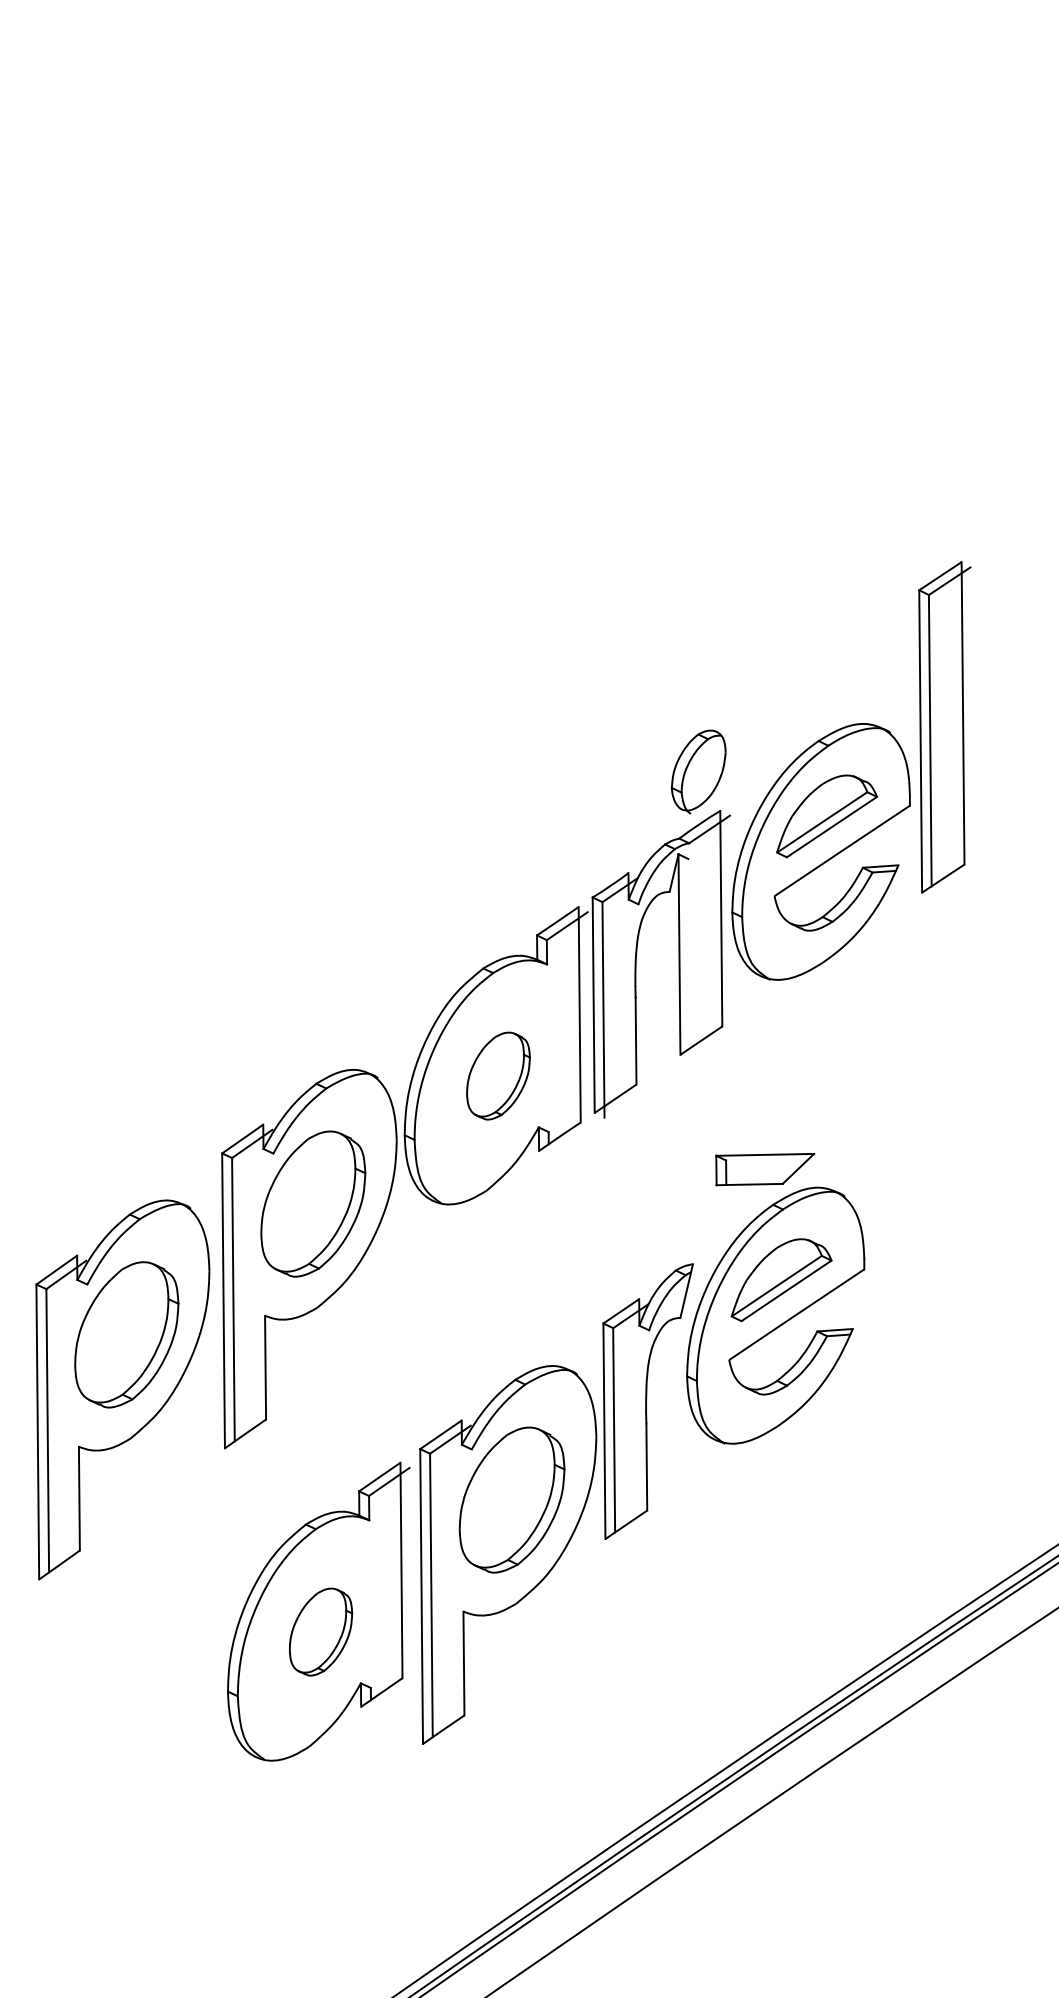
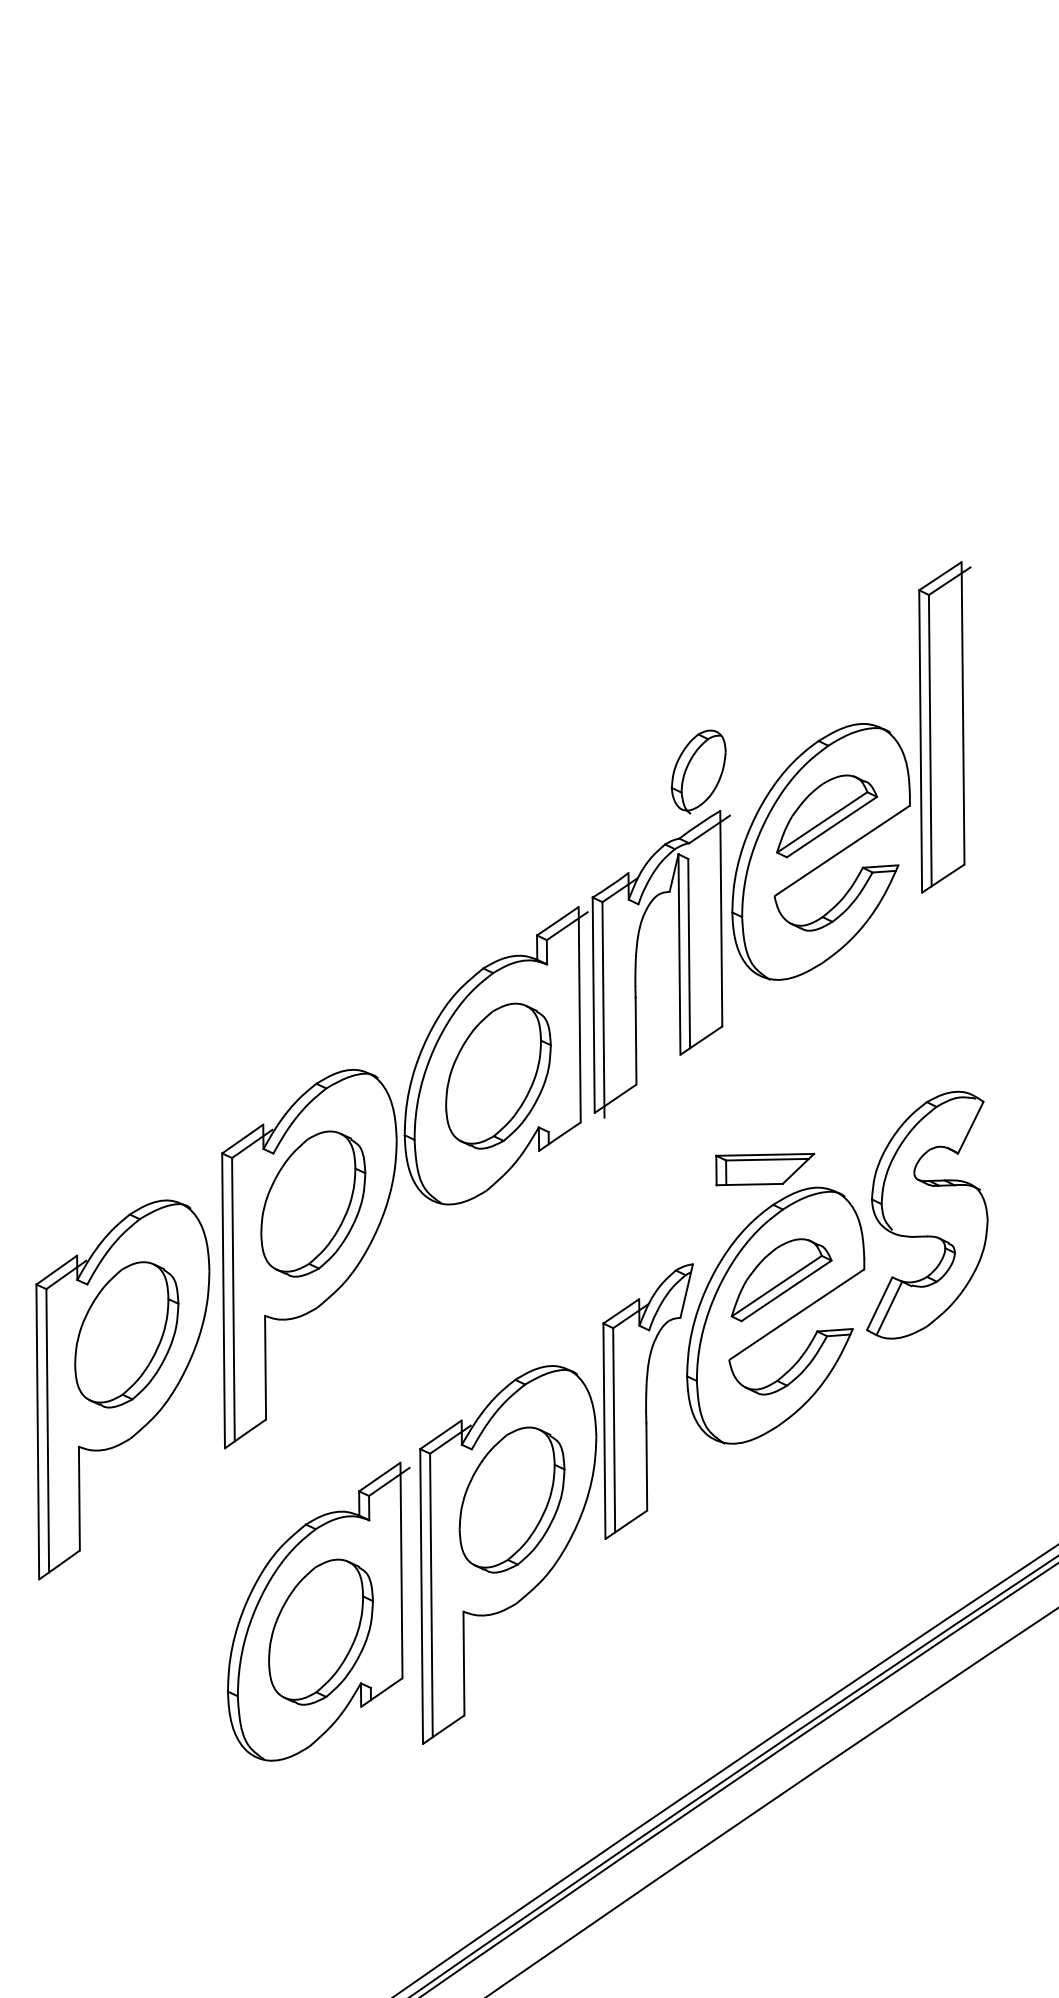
line: none -> present (689, 953)
part size: 65x90 px -> 107x148 px (498, 1075)
line: none -> present (767, 1159)
part: none -> present (927, 1214)
part size: 66x90 px -> 106x148 px (320, 1631)
